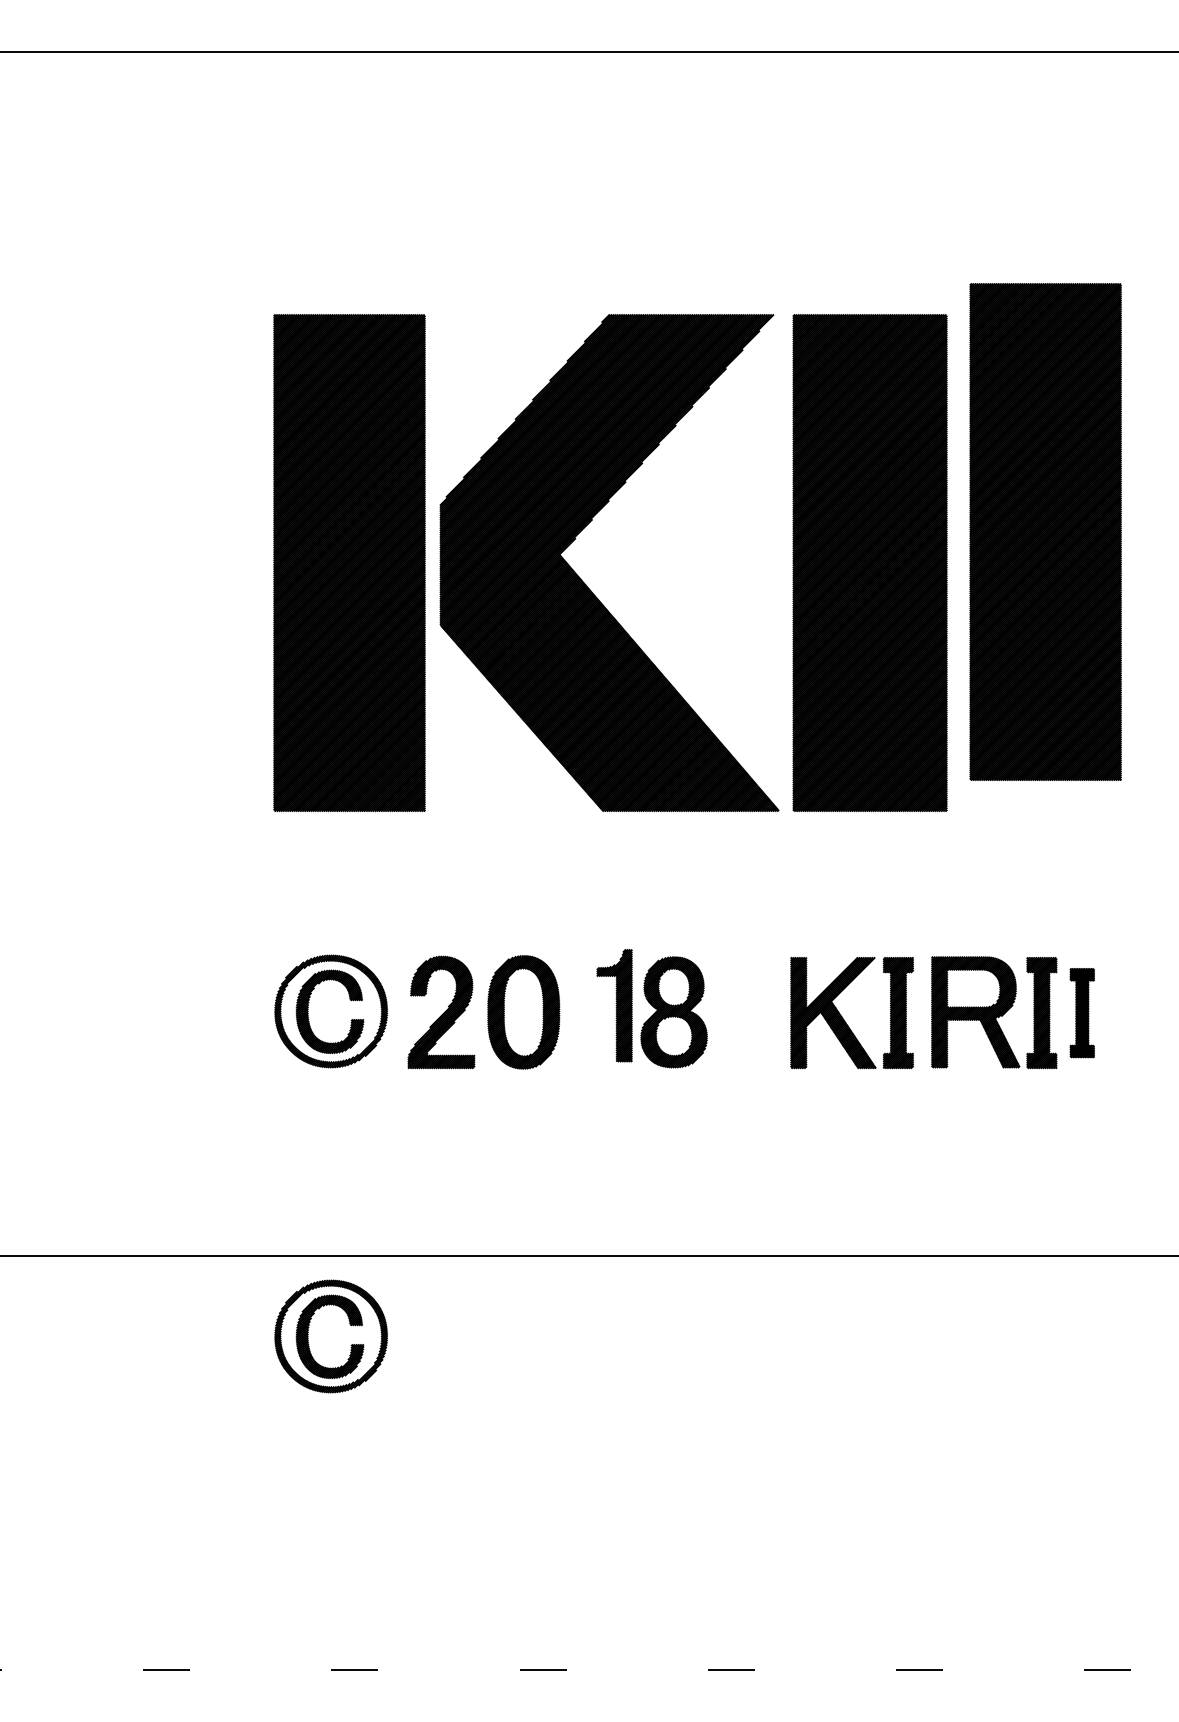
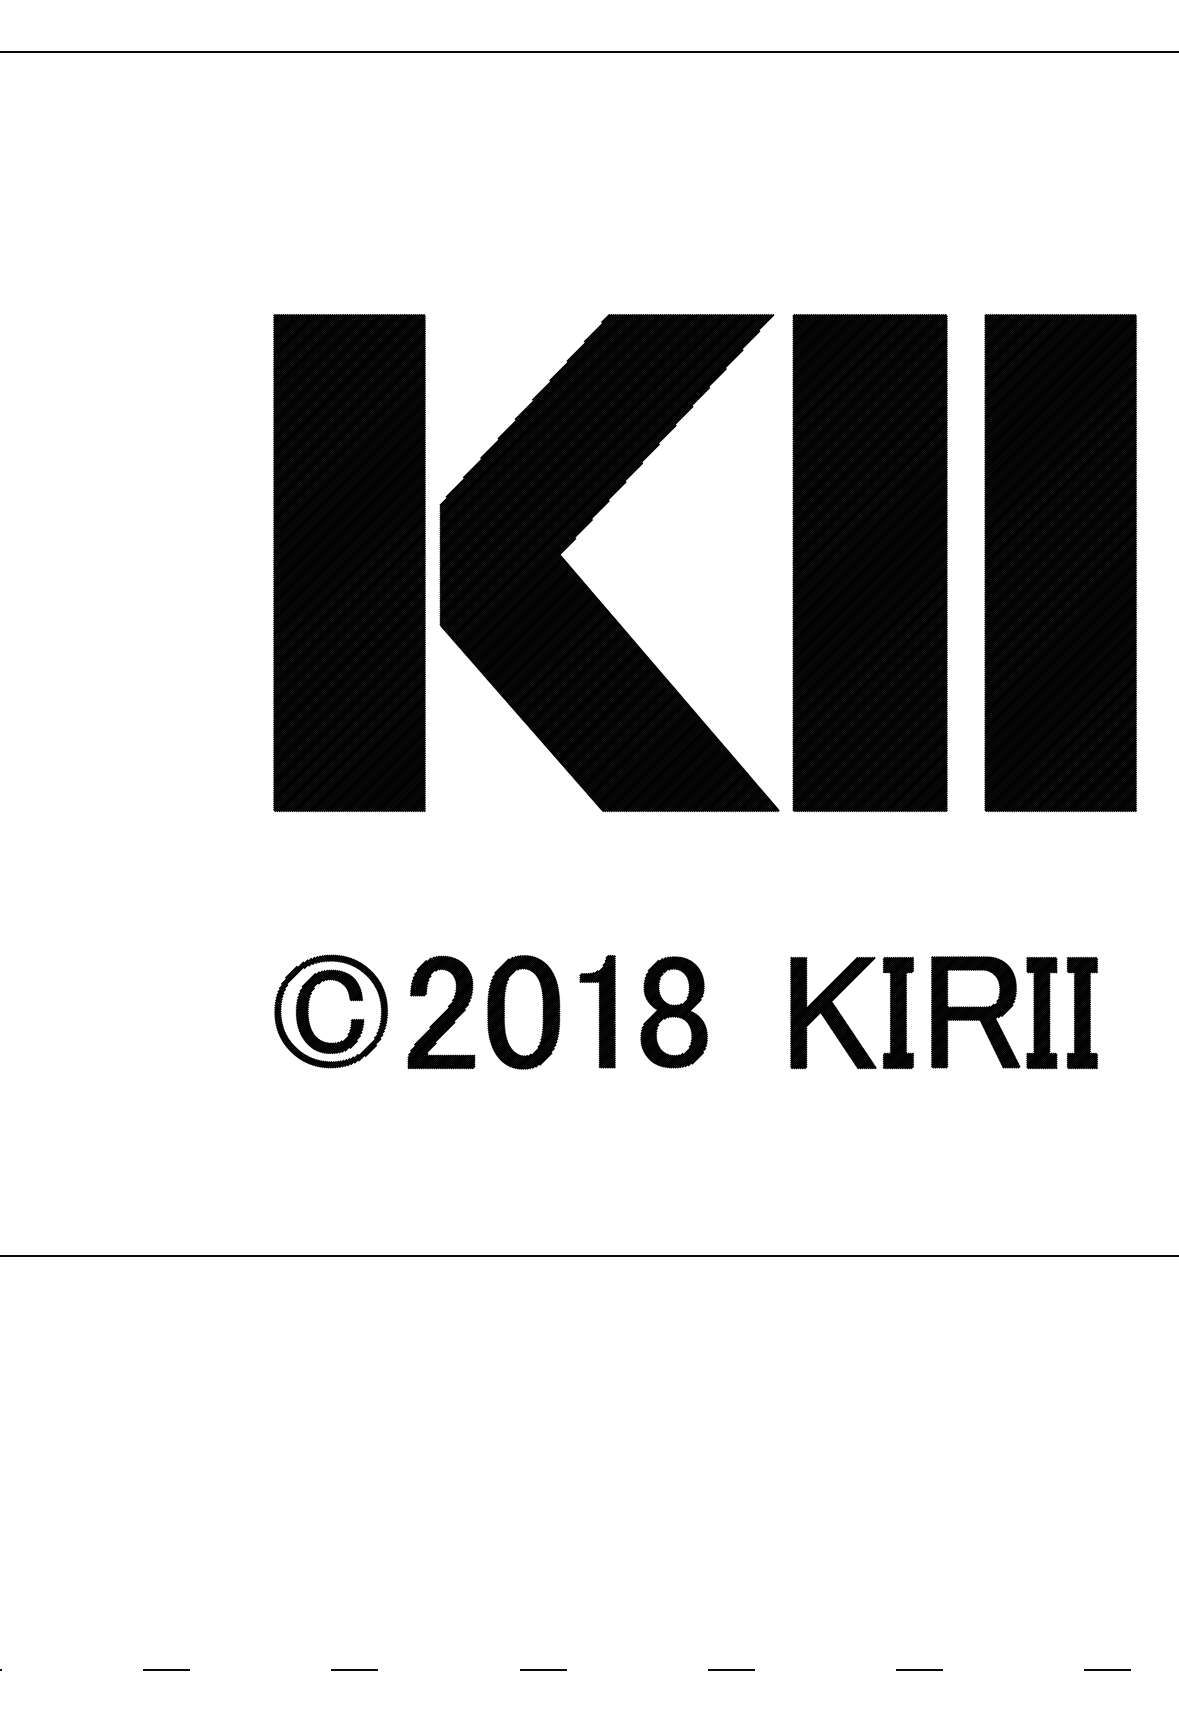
part position: (1045, 531) -> (1060, 562) (1060, 562)
part position: (614, 1005) -> (597, 1011) (597, 1011)
part size: 26x91 px -> 32x113 px (1081, 1013)
part: present -> none (330, 1336)
